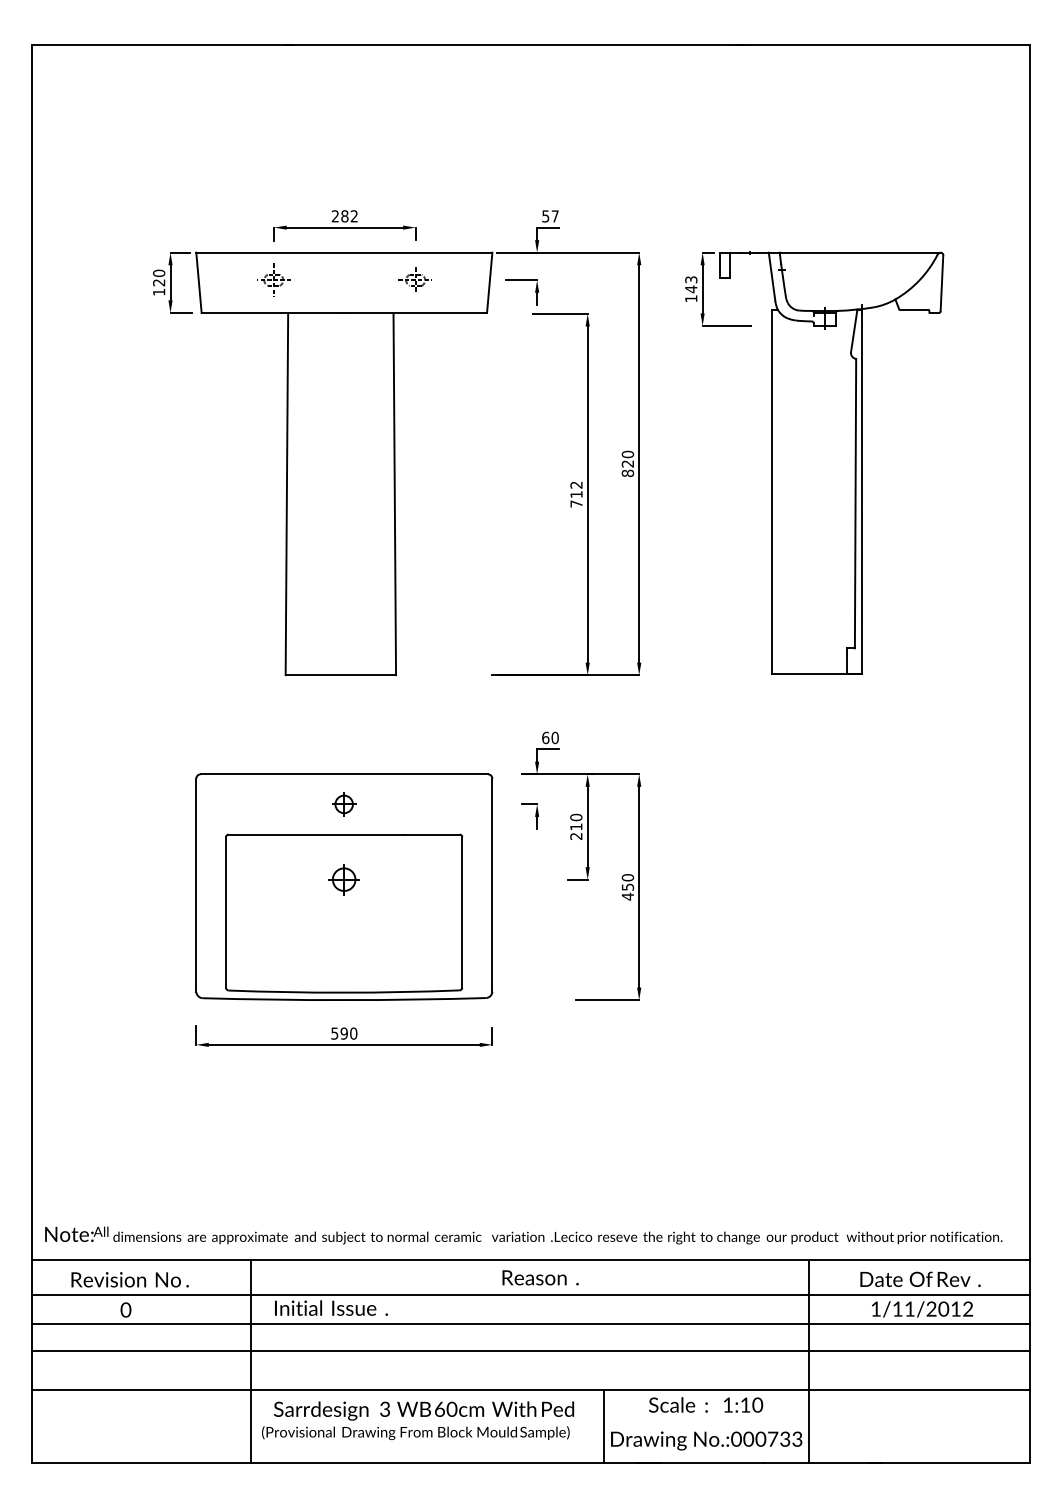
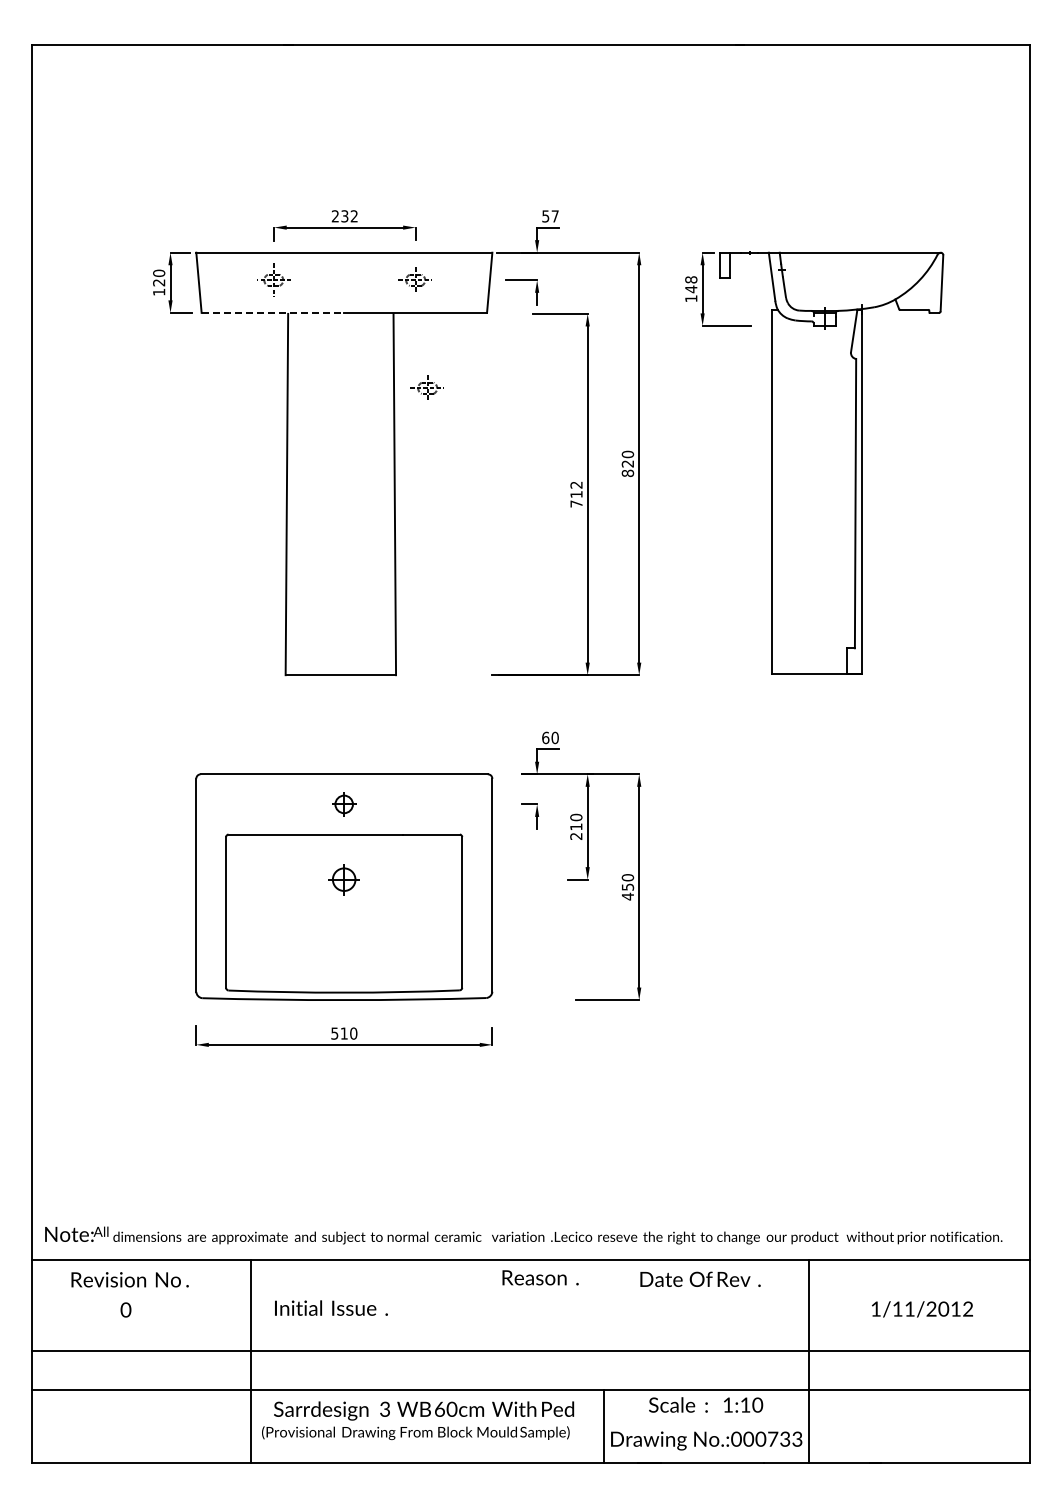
text: 282 -> 232 (344, 216)
text: 143 -> 148 (691, 279)
line: solid -> dashed (273, 312)
part: none -> present (426, 387)
text: 590 -> 510 (343, 1033)
text position: (920, 1278) -> (700, 1278) (700, 1278)
line: present -> none (530, 1294)
line: present -> none (530, 1324)
